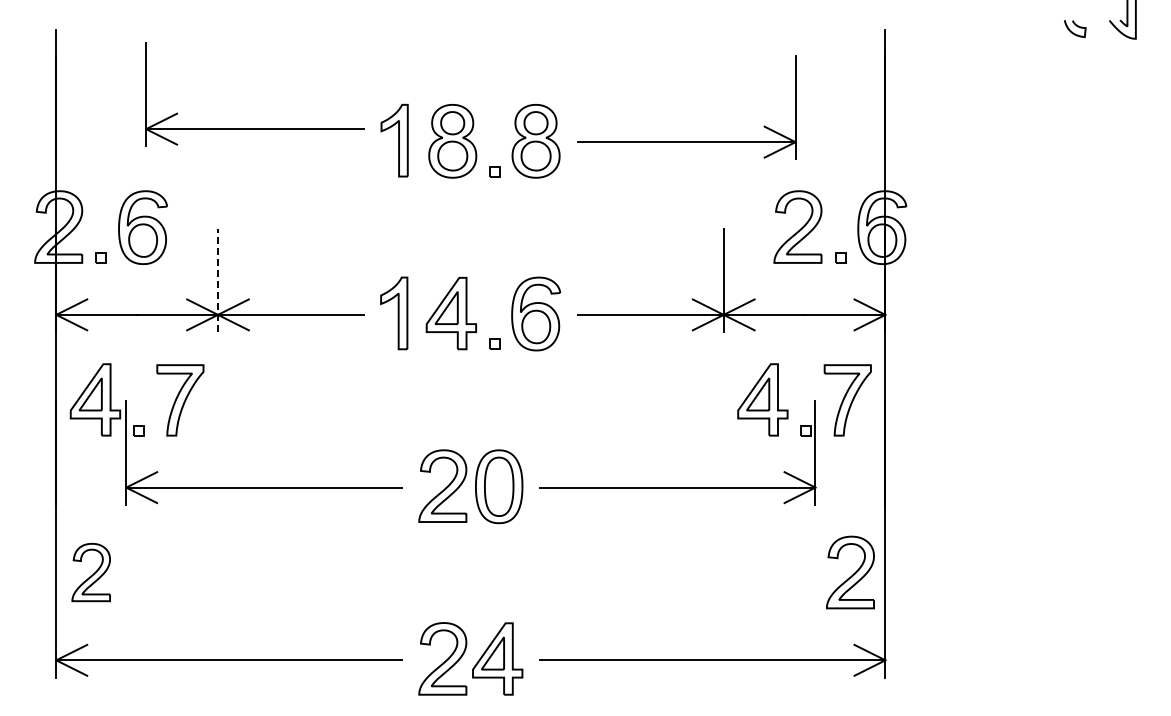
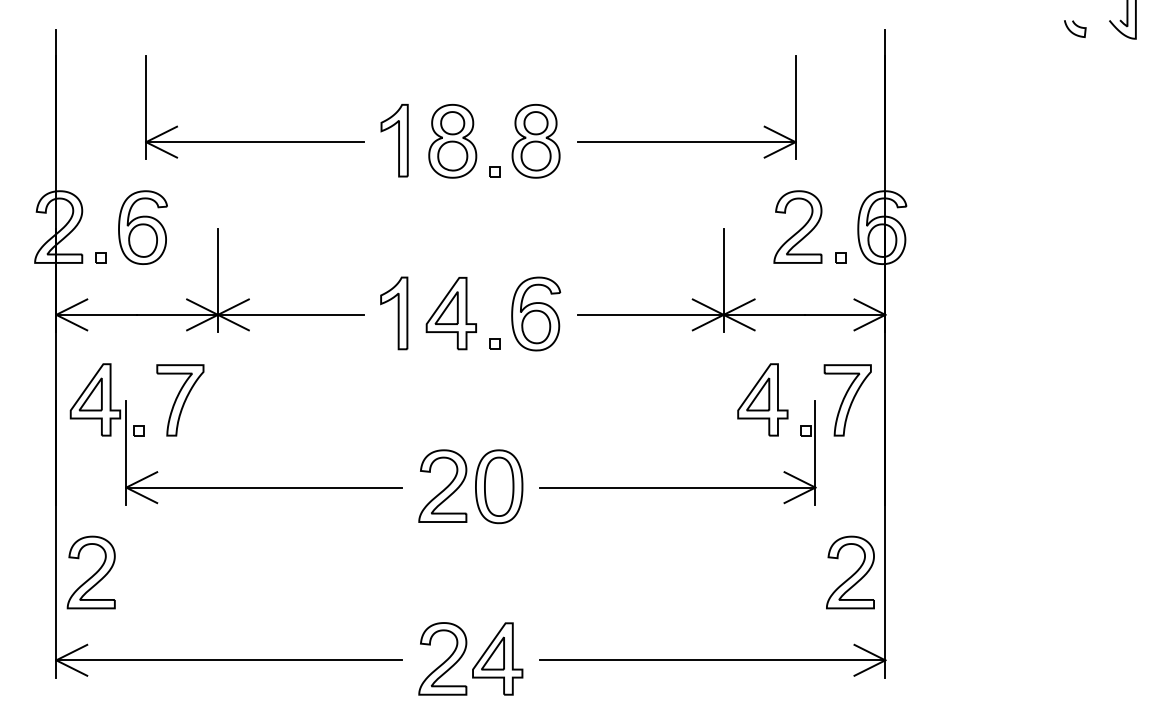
part position: (254, 128) -> (254, 141) (254, 141)
line: dashed -> solid (218, 280)
part size: 40x61 px -> 50x75 px (90, 572)
